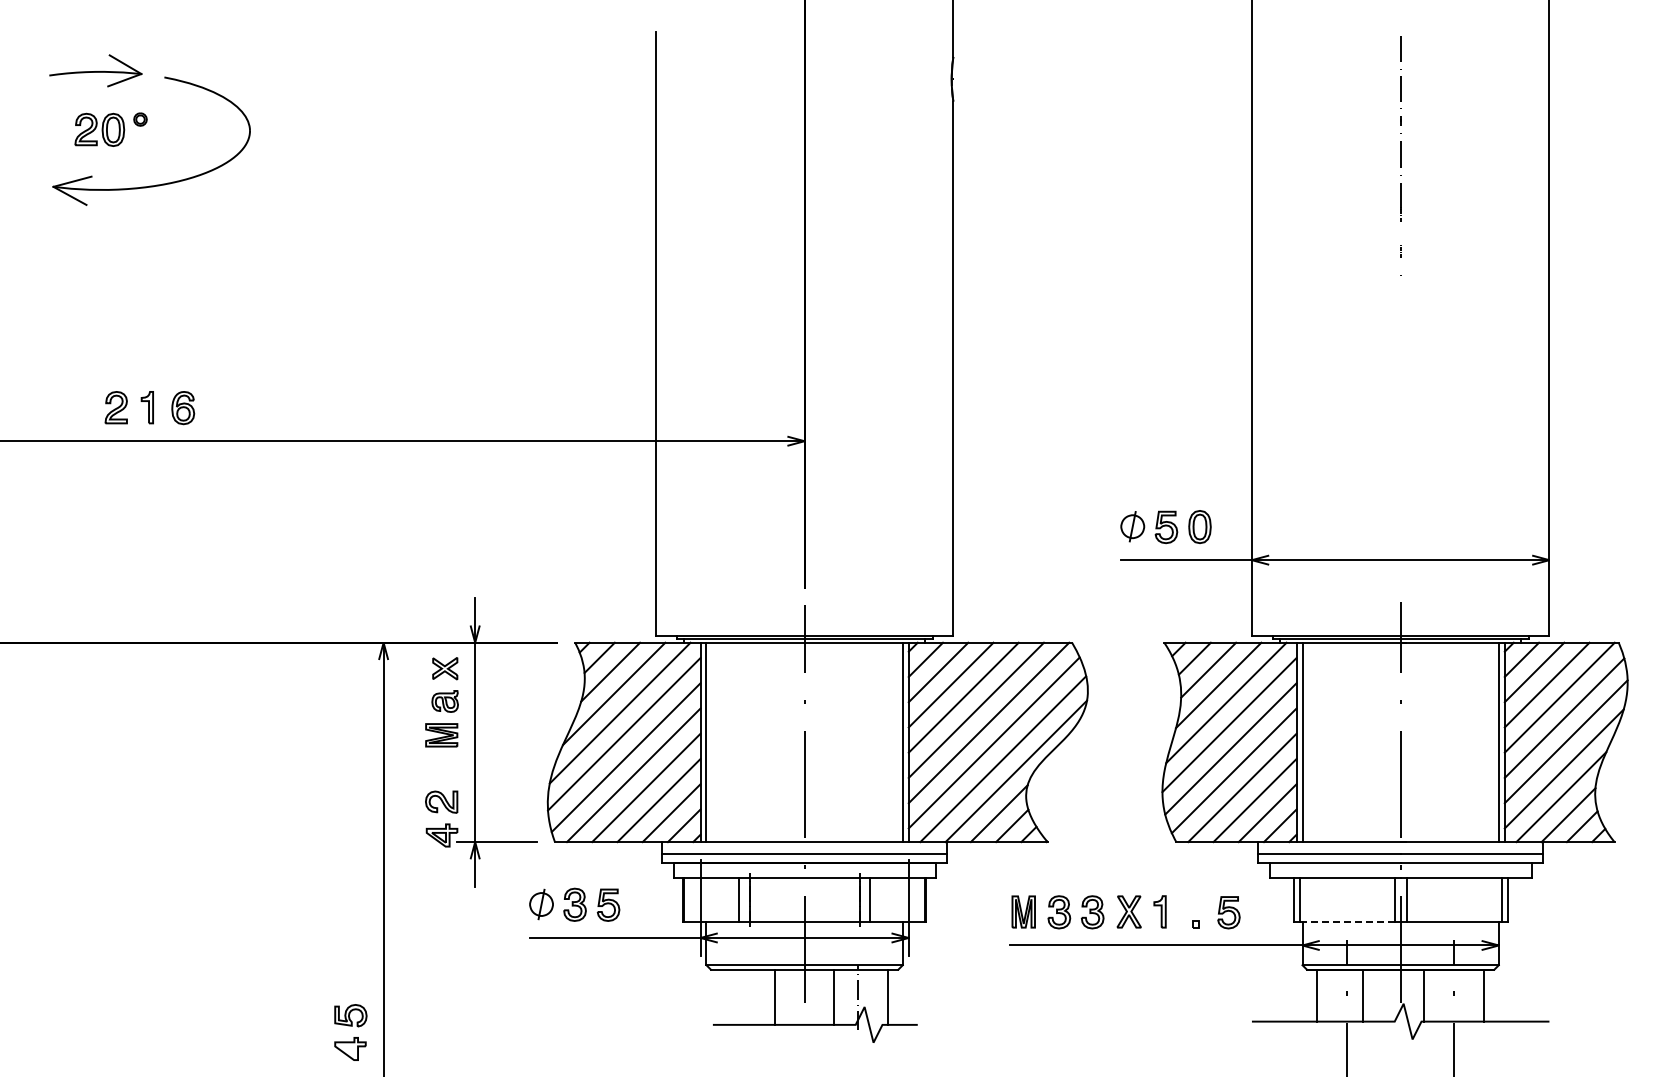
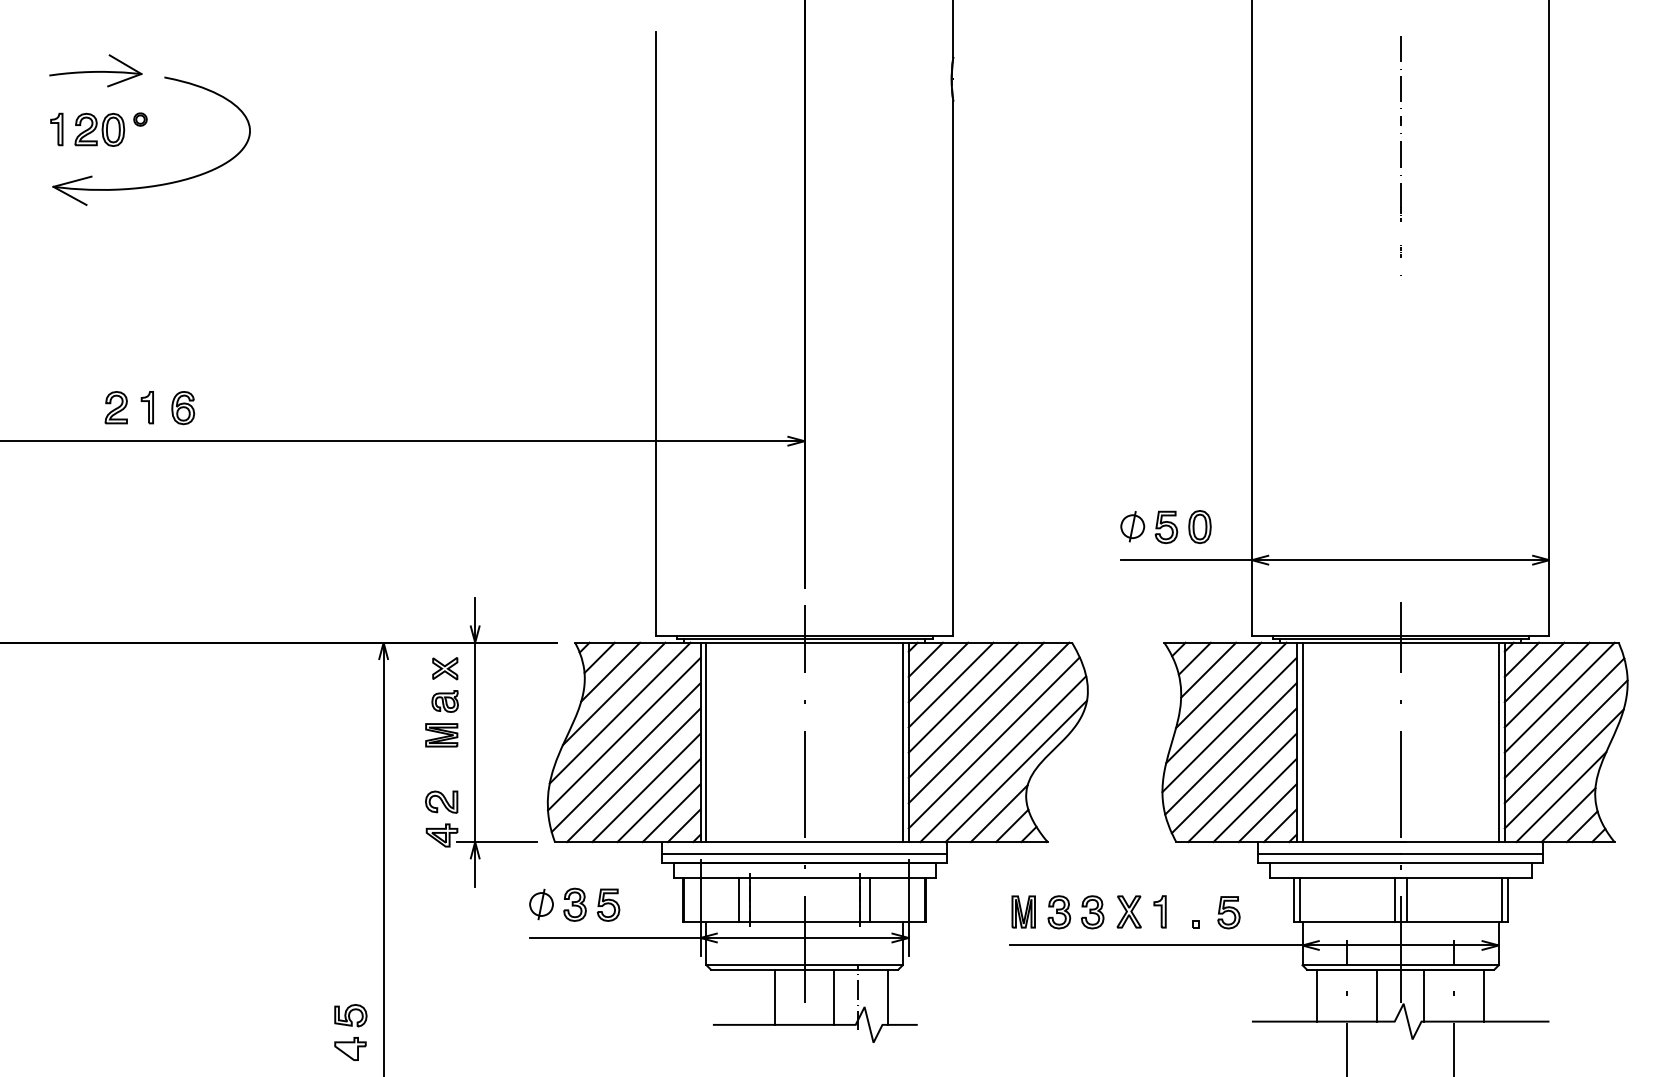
part: none -> present (56, 129)
line: dashed -> solid (1347, 922)
line position: (1362, 995) -> (1376, 995) (1376, 995)
